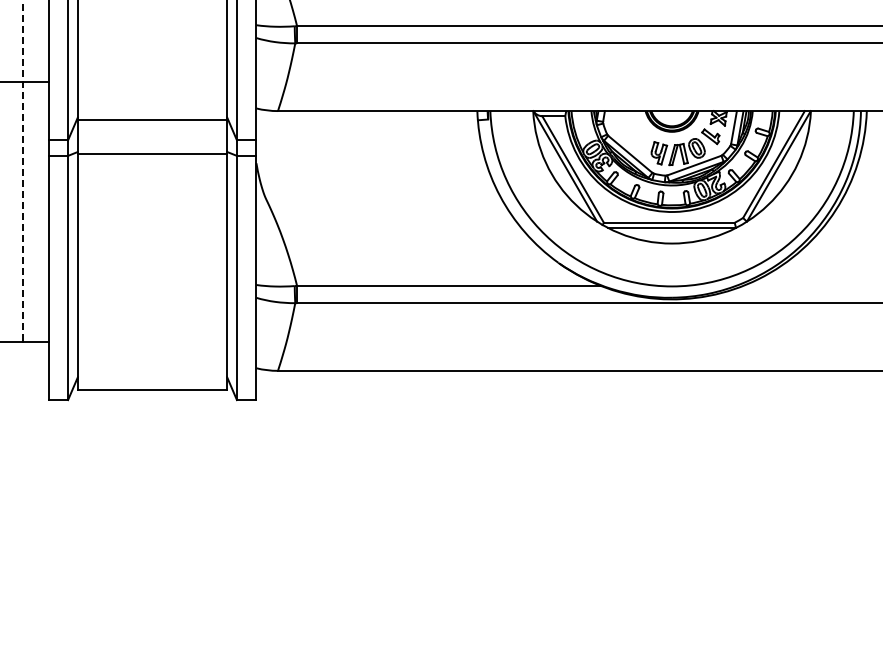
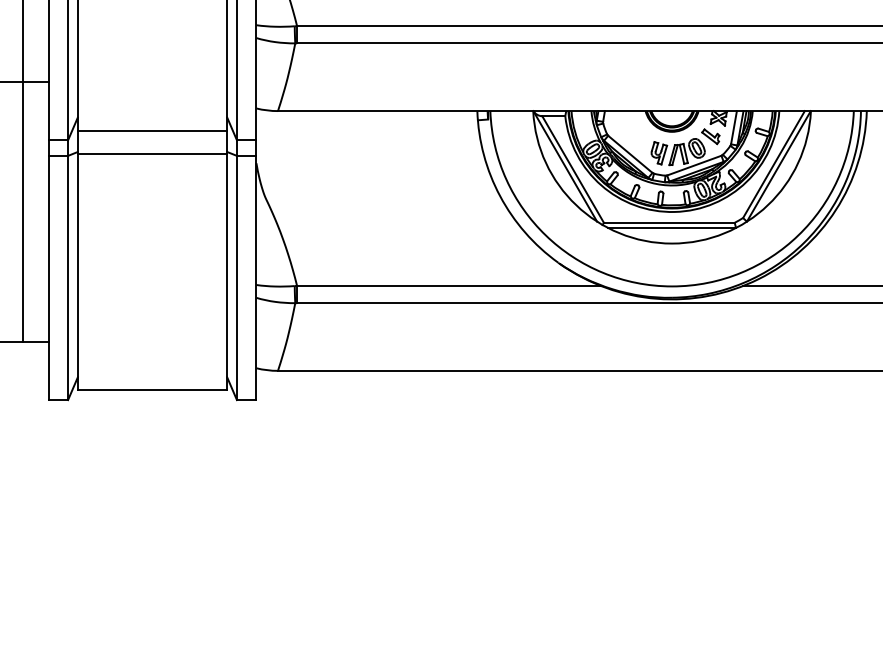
line position: (152, 119) -> (152, 130) (152, 130)
line: dashed -> solid (22, 171)
line: none -> present (811, 285)
